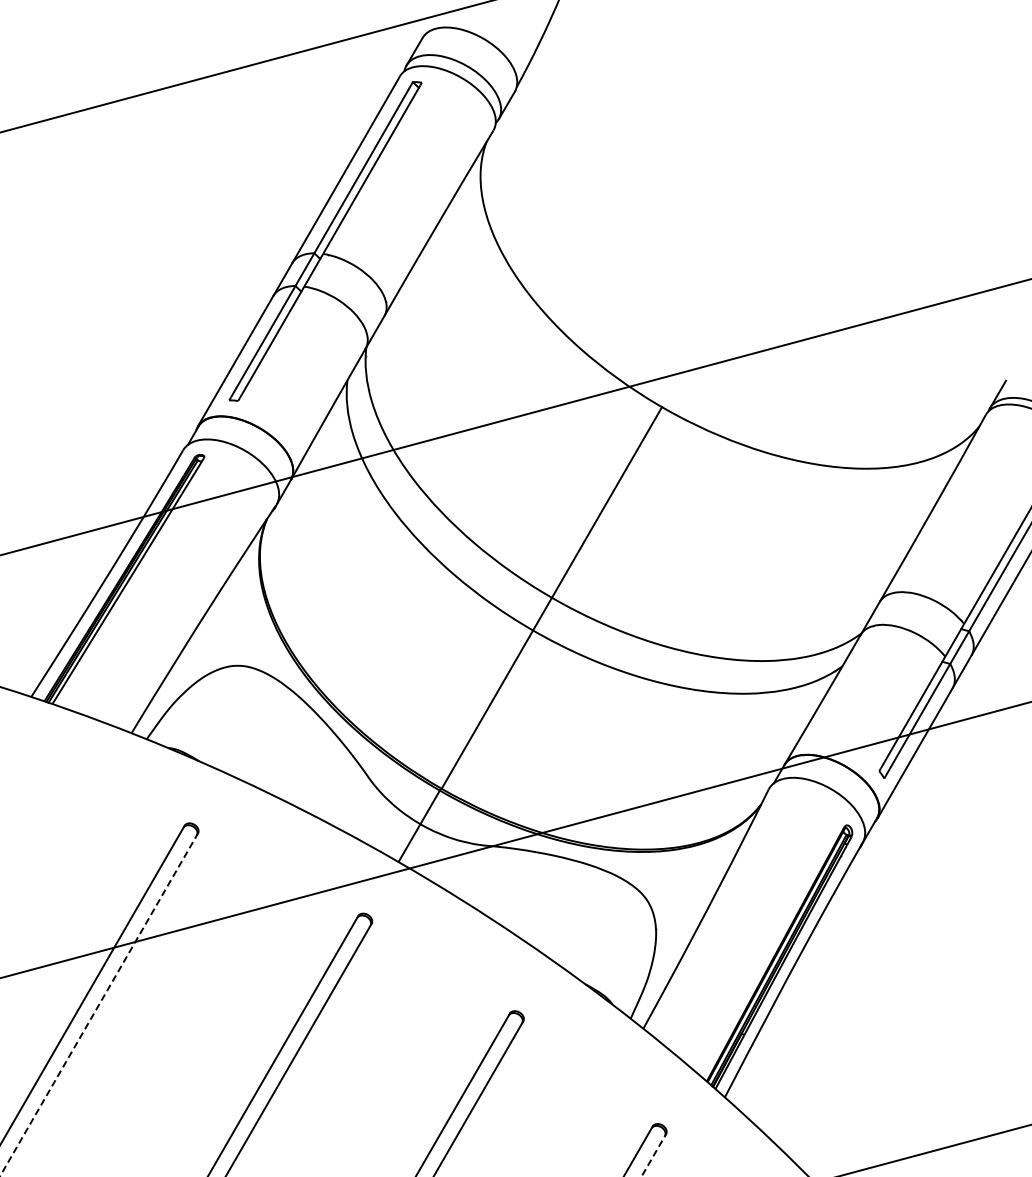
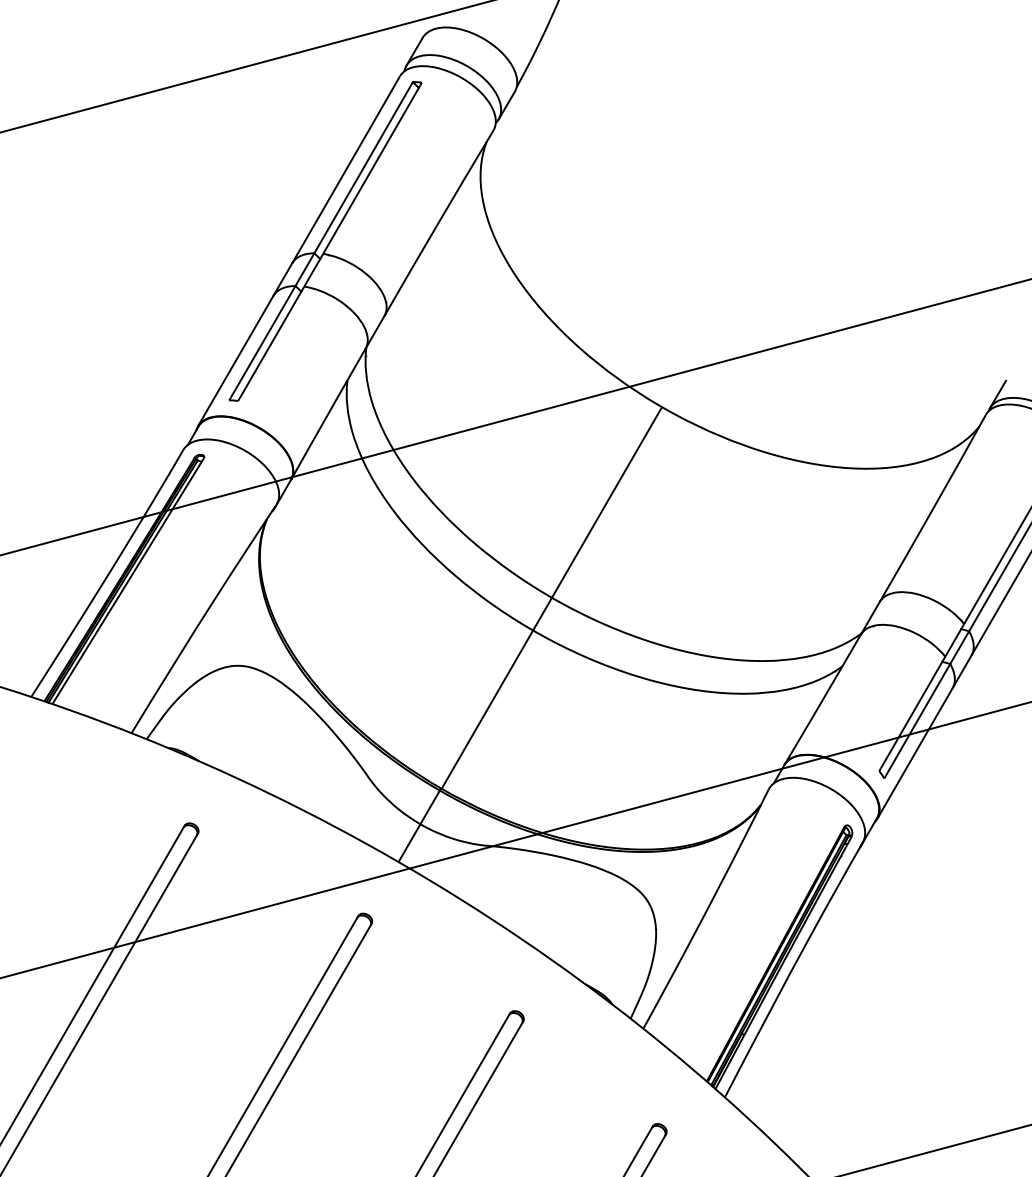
line: dashed -> solid (99, 1004)
line: dashed -> solid (654, 1154)
